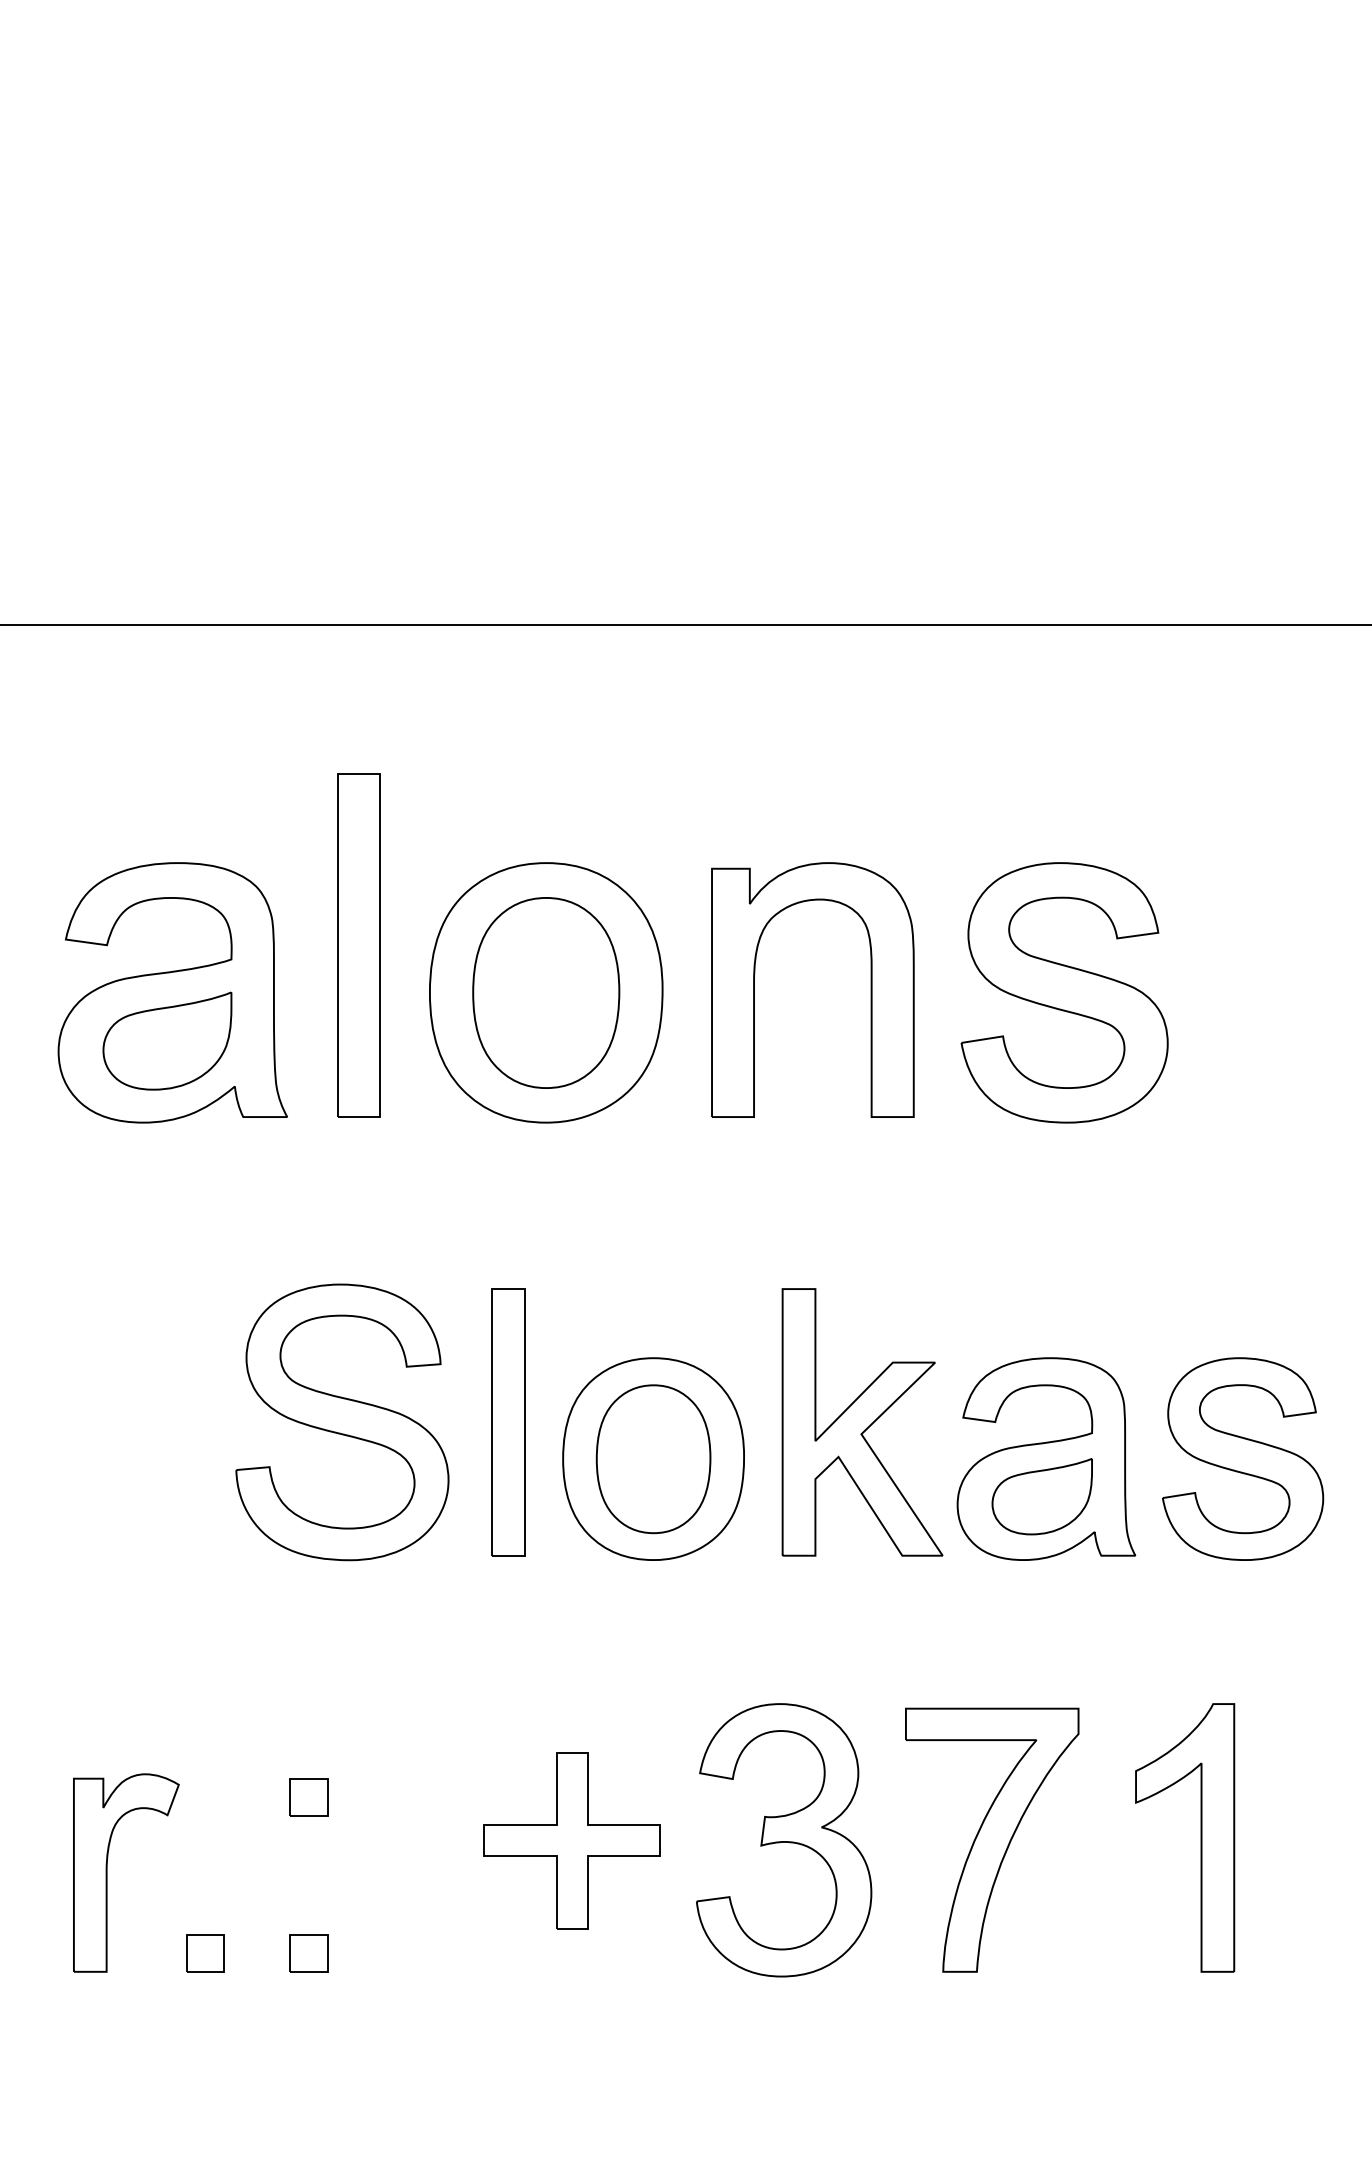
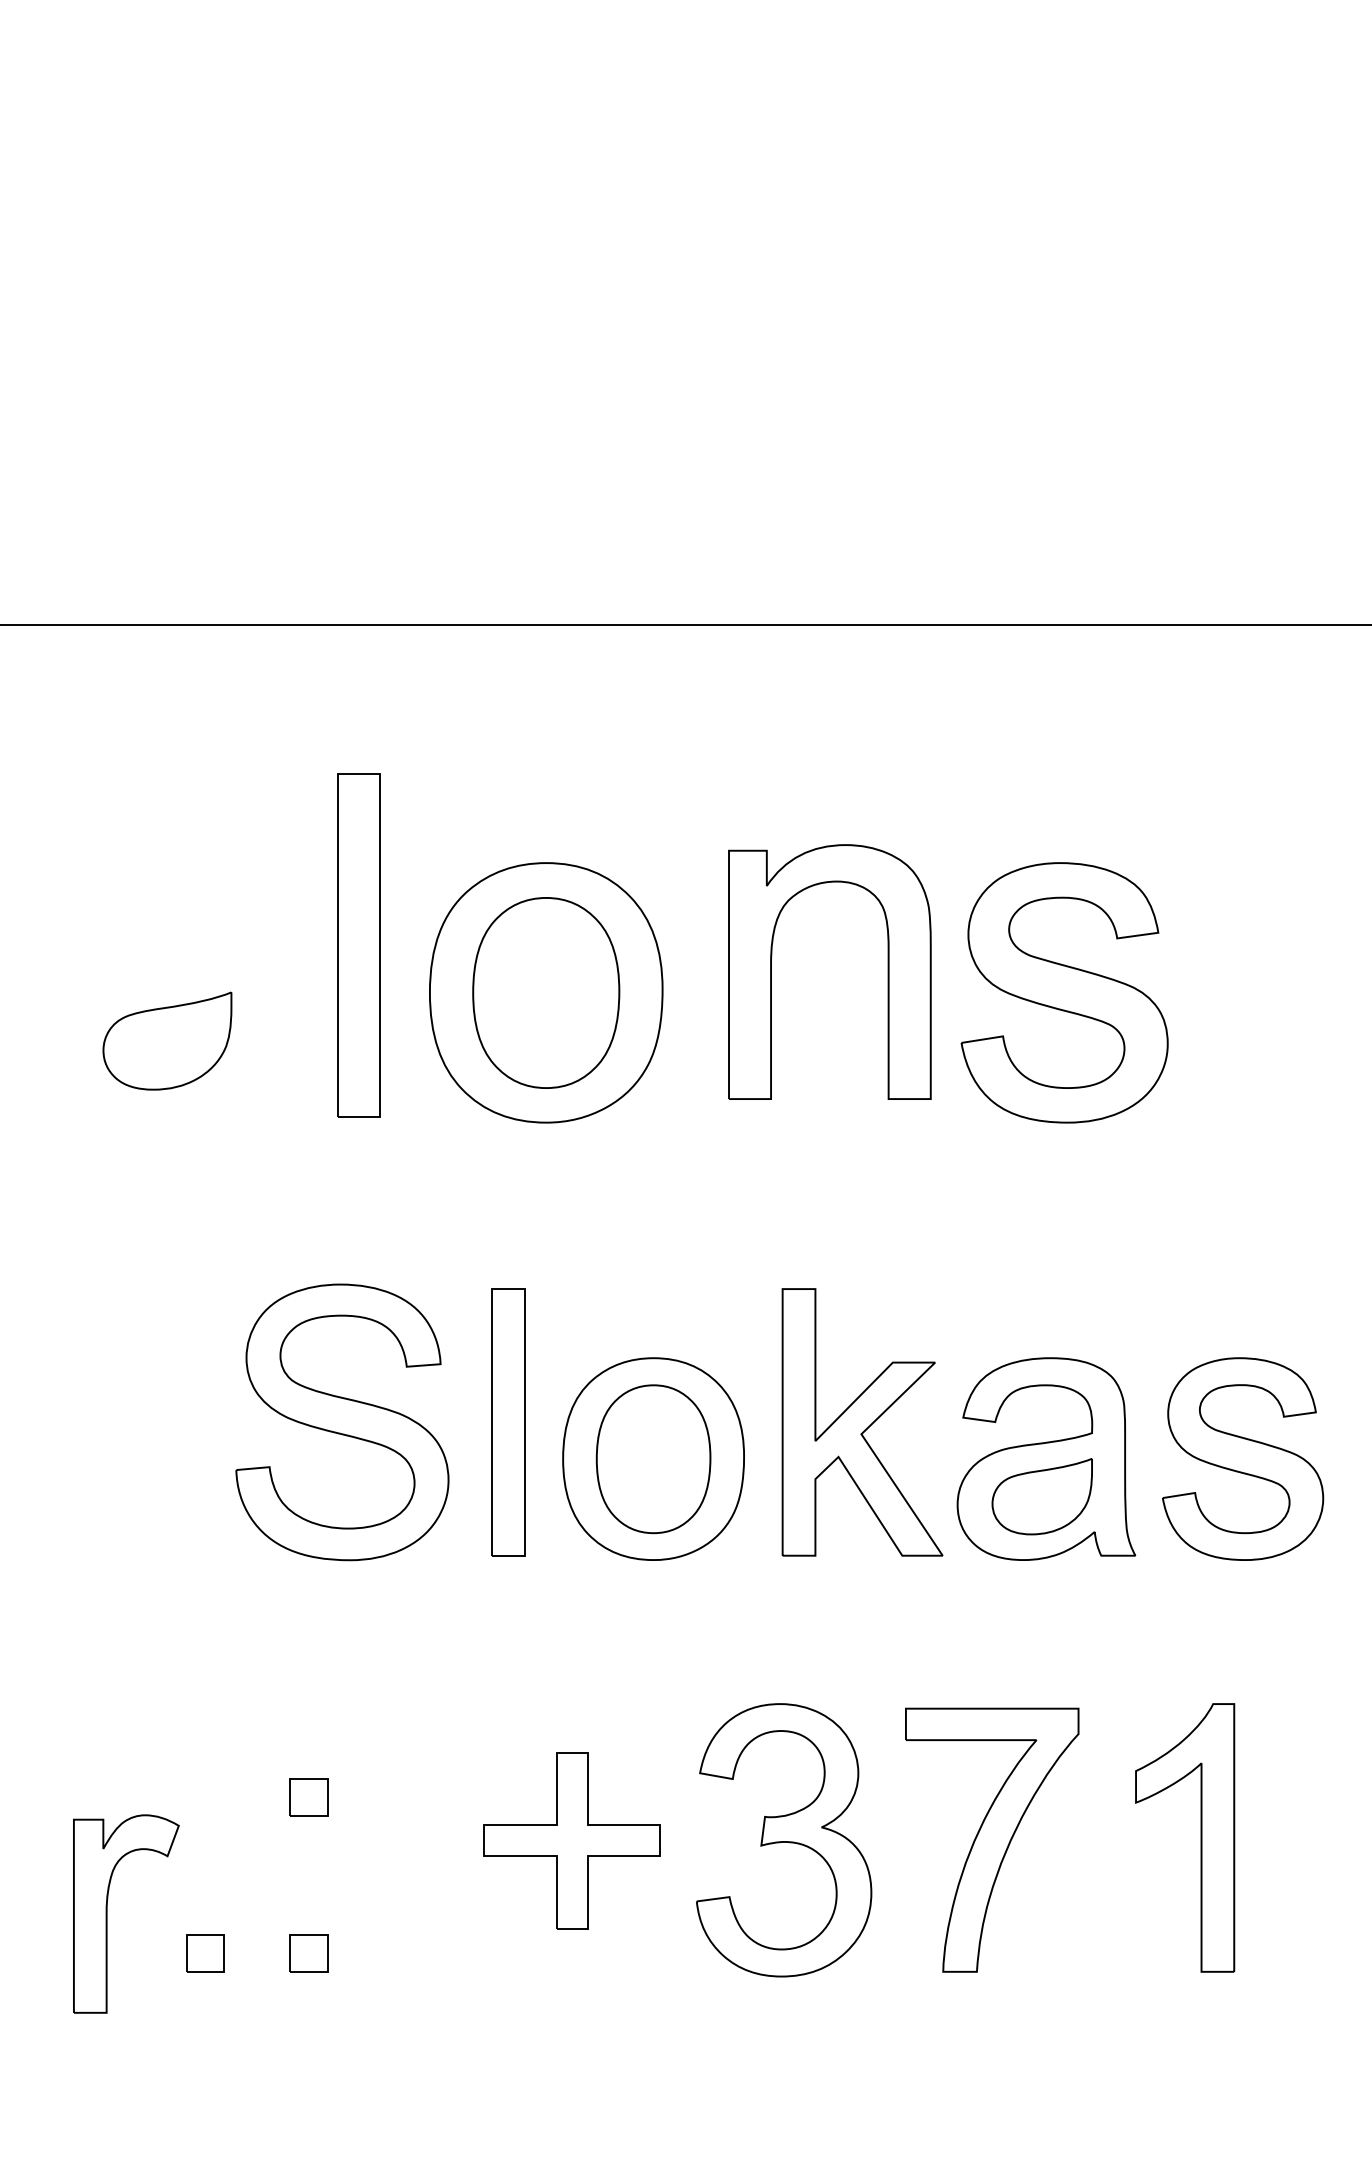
part position: (754, 989) -> (771, 971) (771, 971)
part: present -> none (172, 992)
part position: (107, 1872) -> (107, 1913) (107, 1913)
